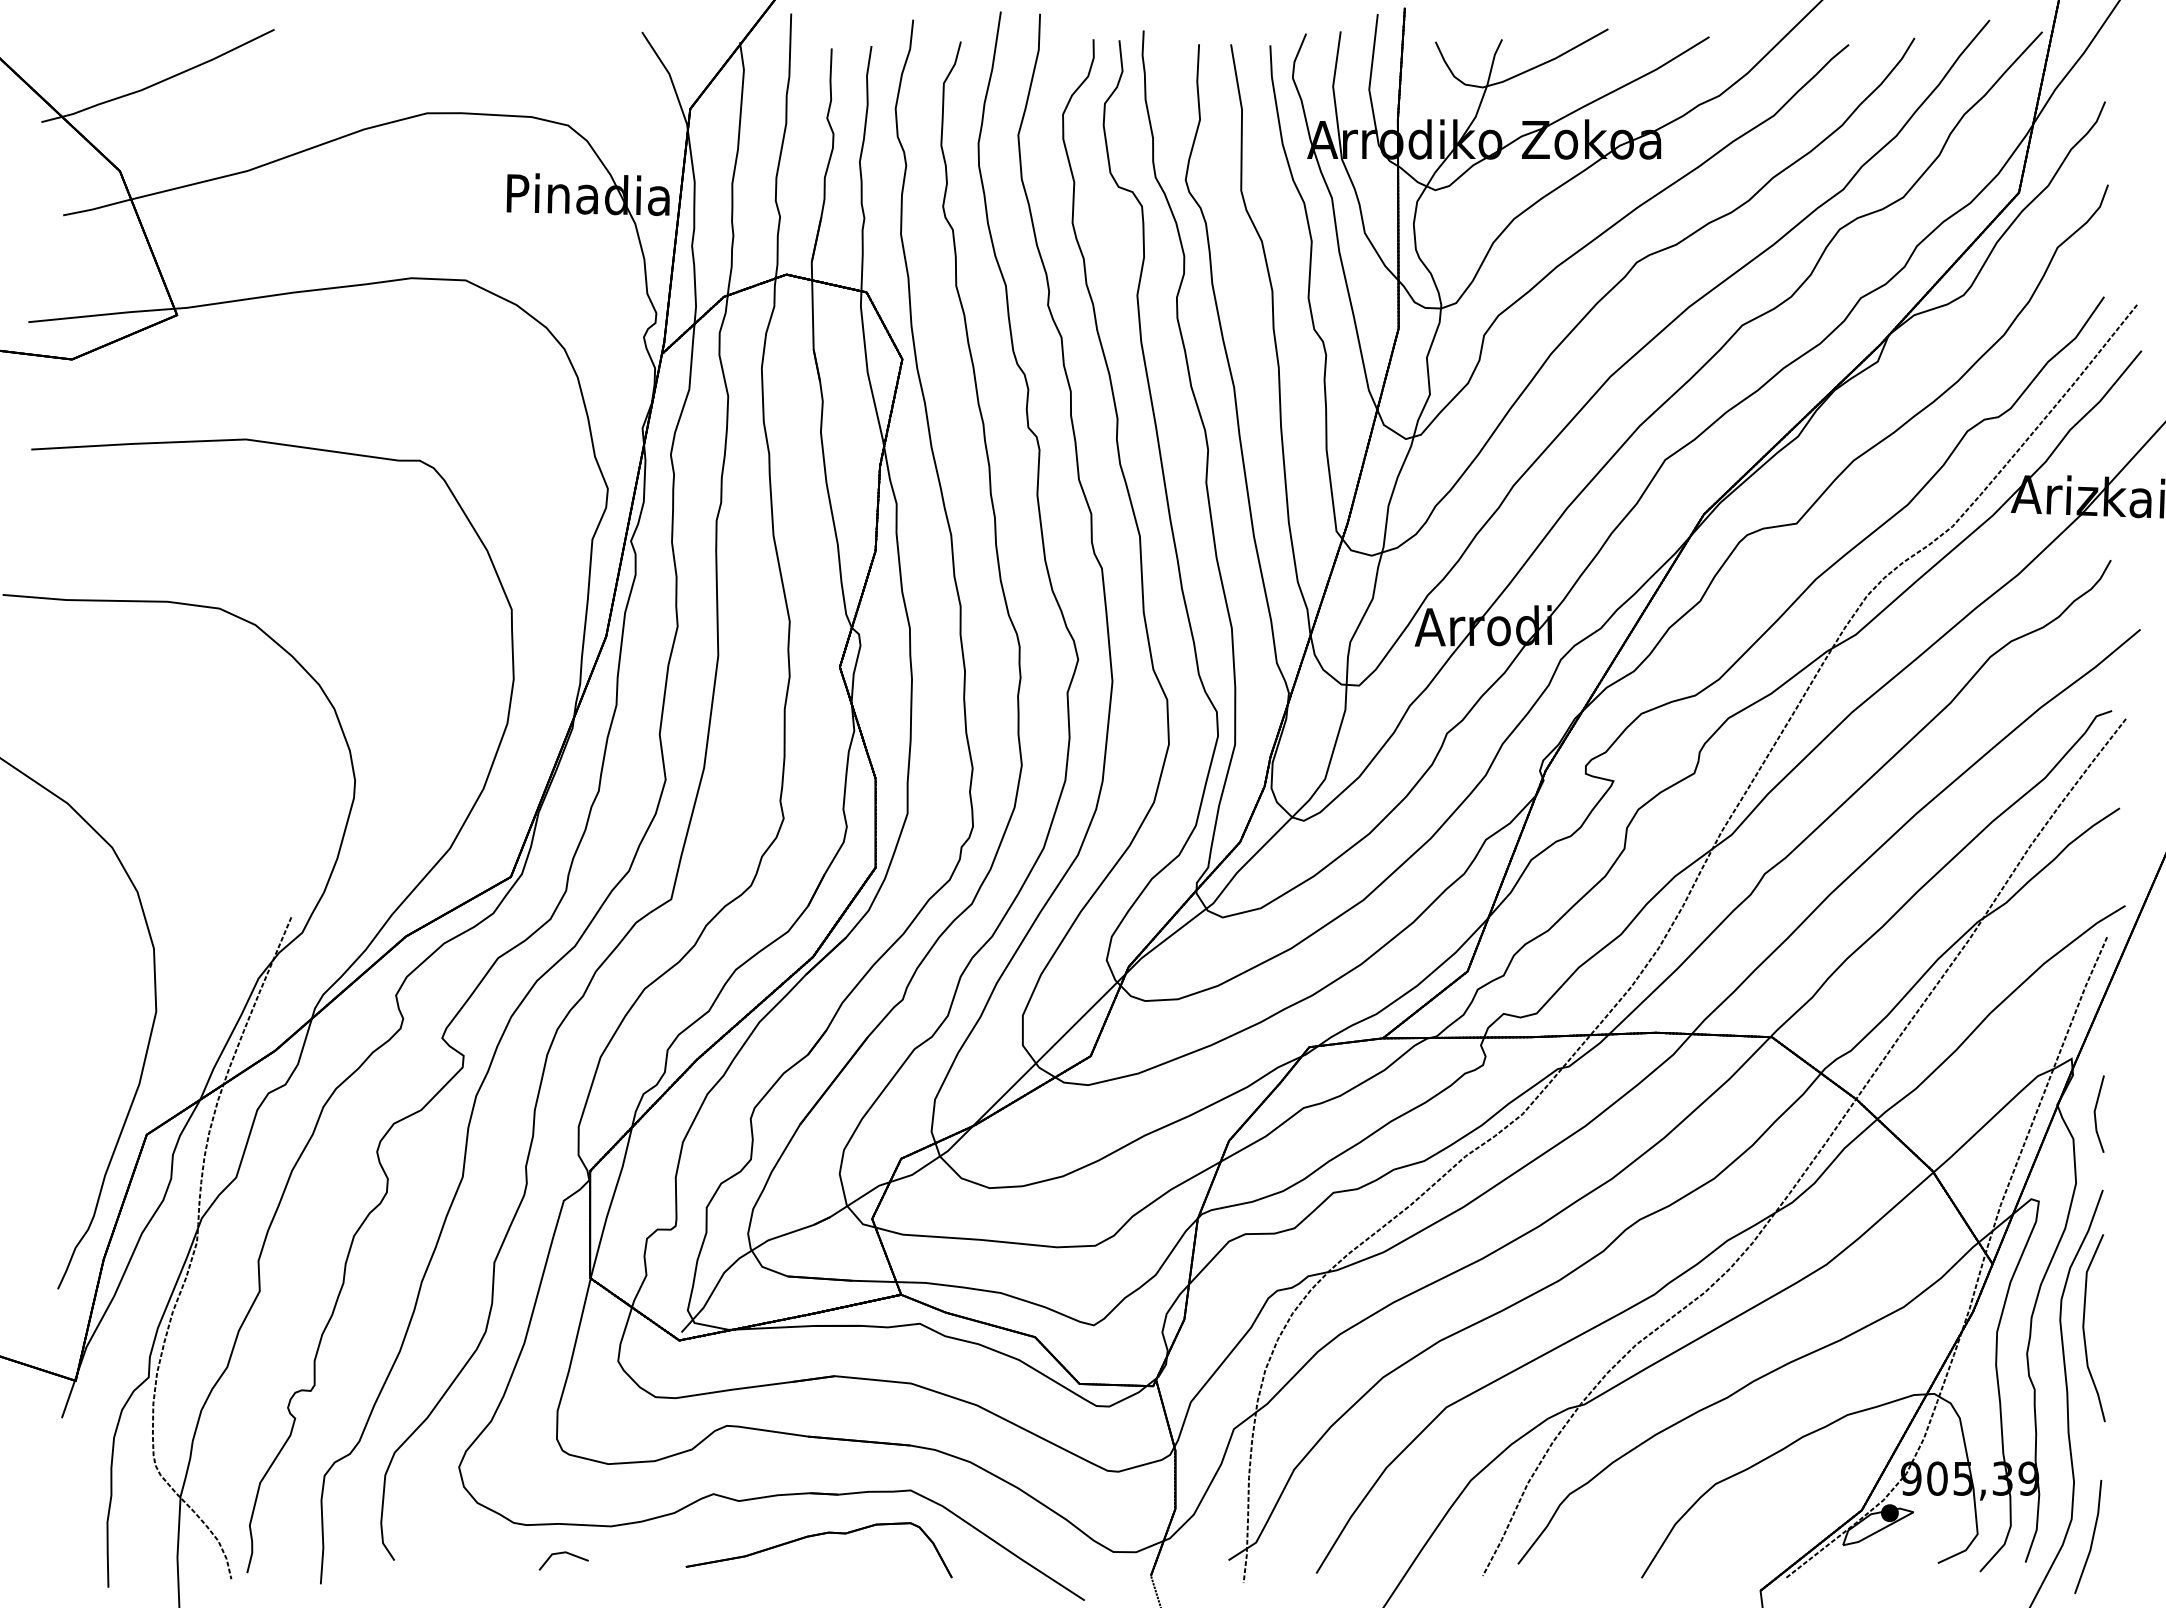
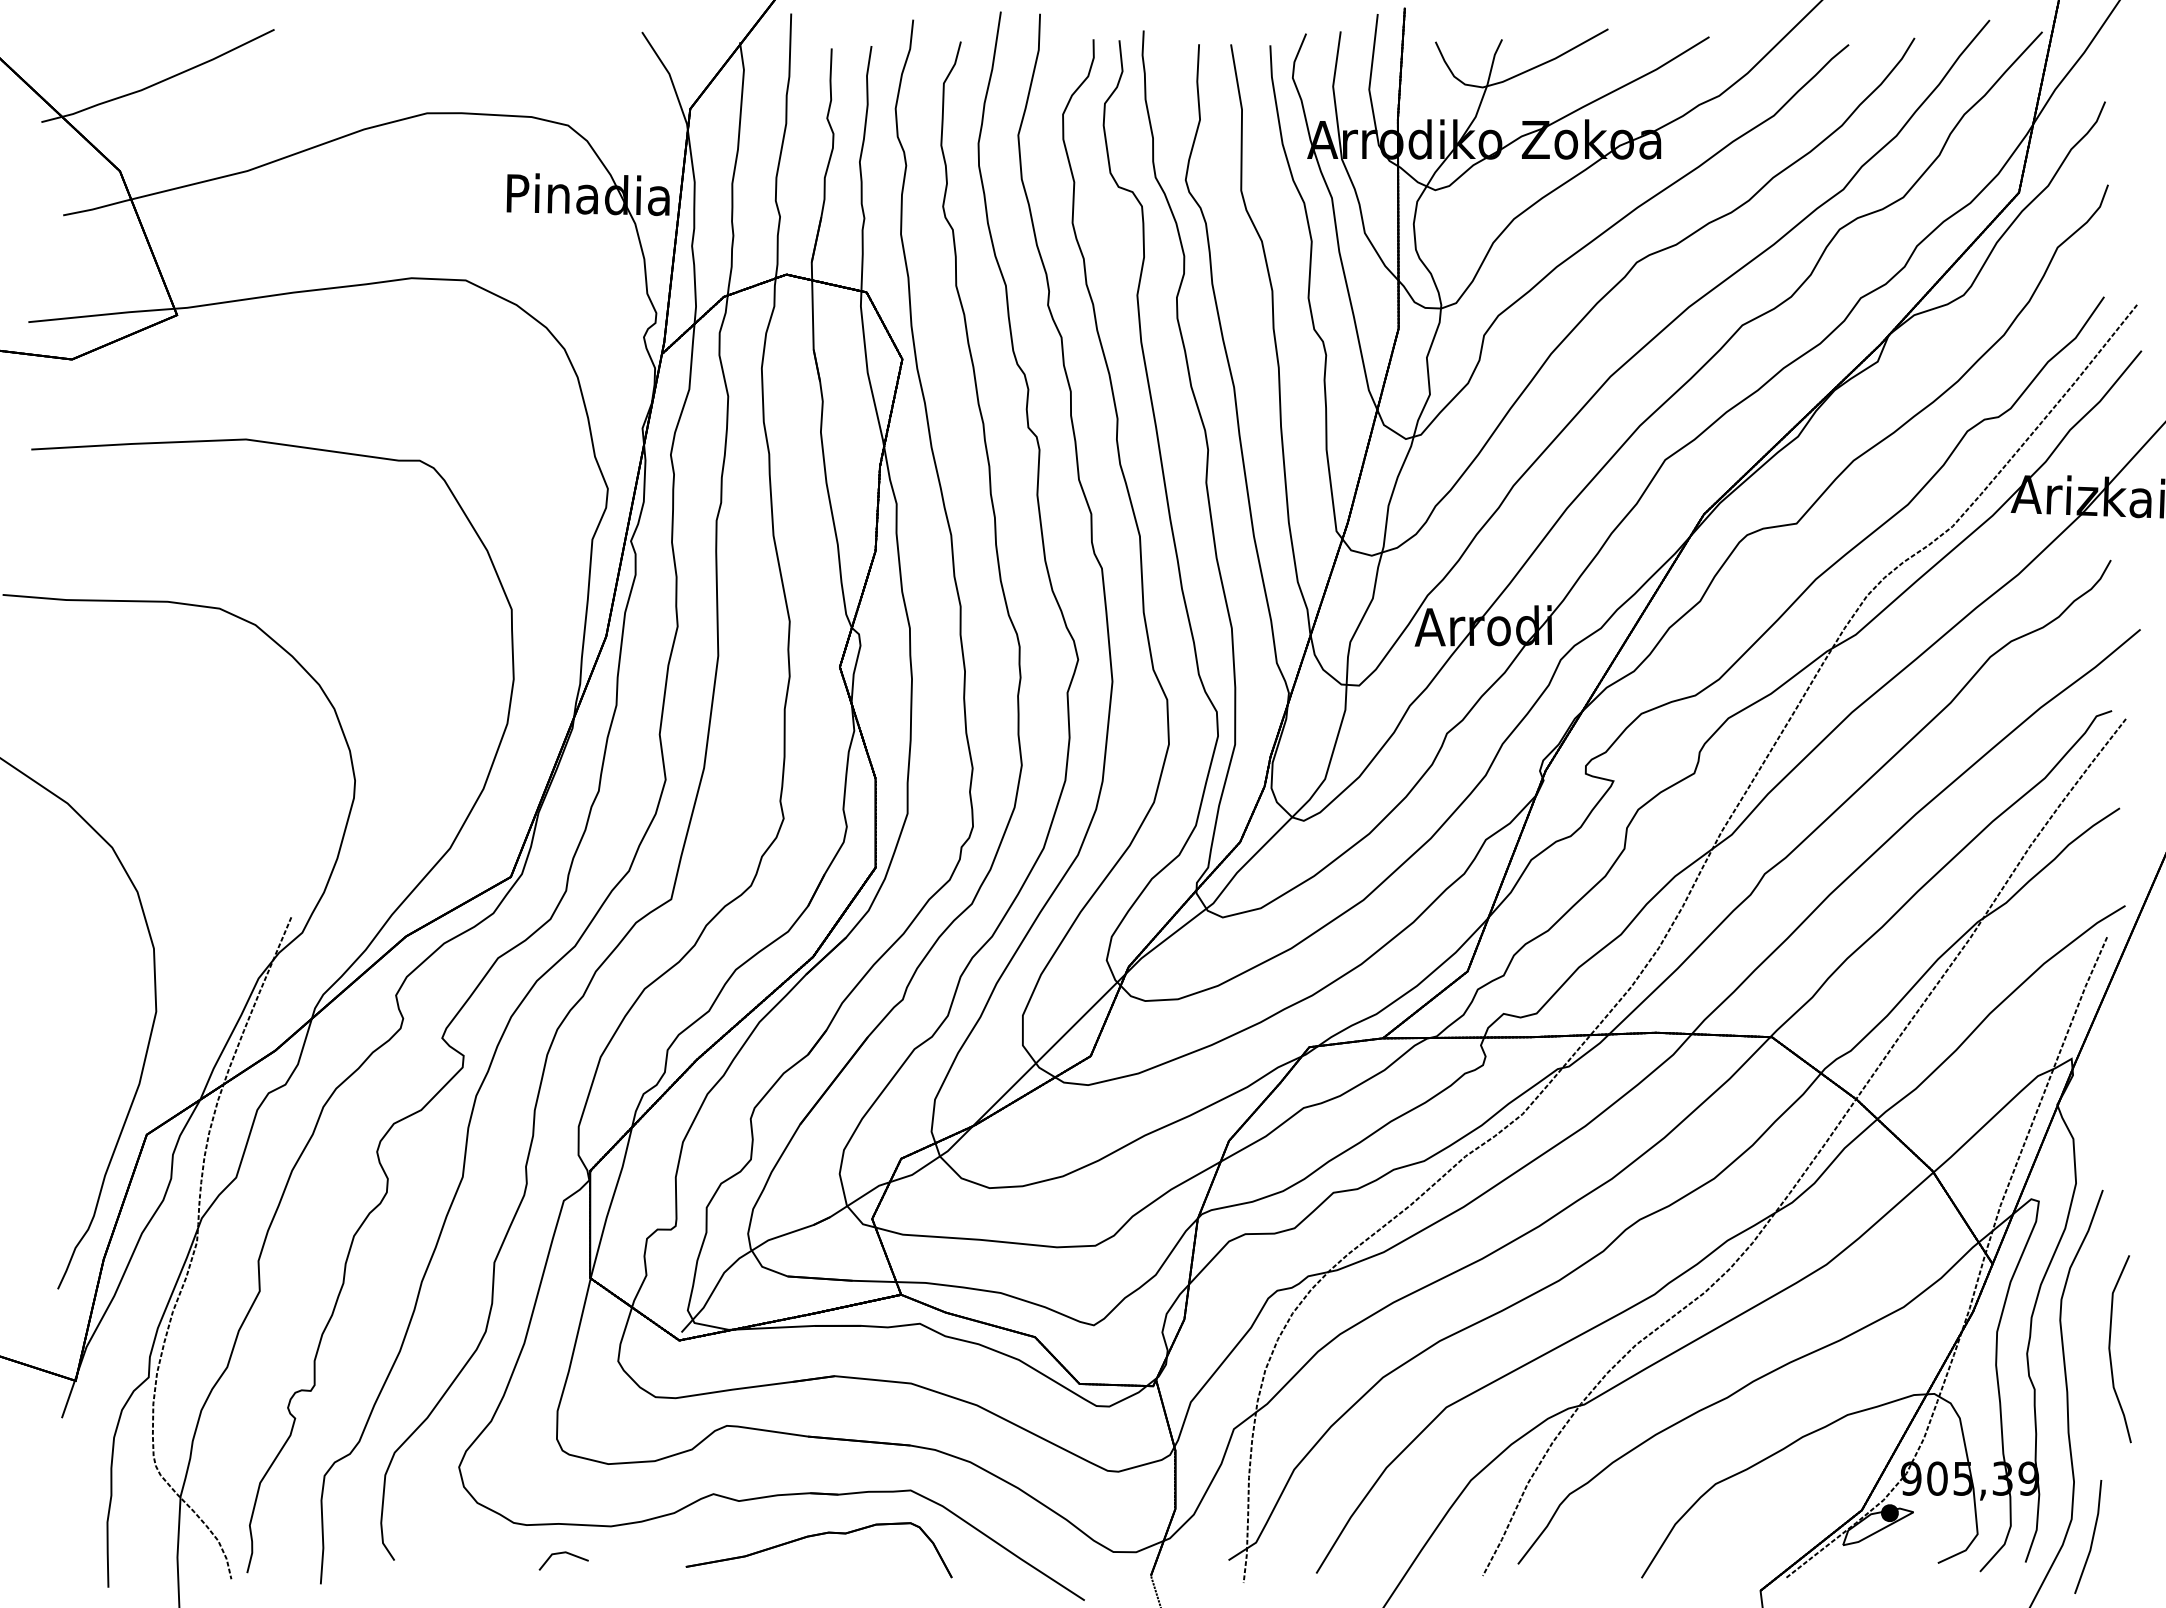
line: present -> none (2095, 1113)
curve position: (2084, 1328) -> (2110, 1349) (2110, 1349)
